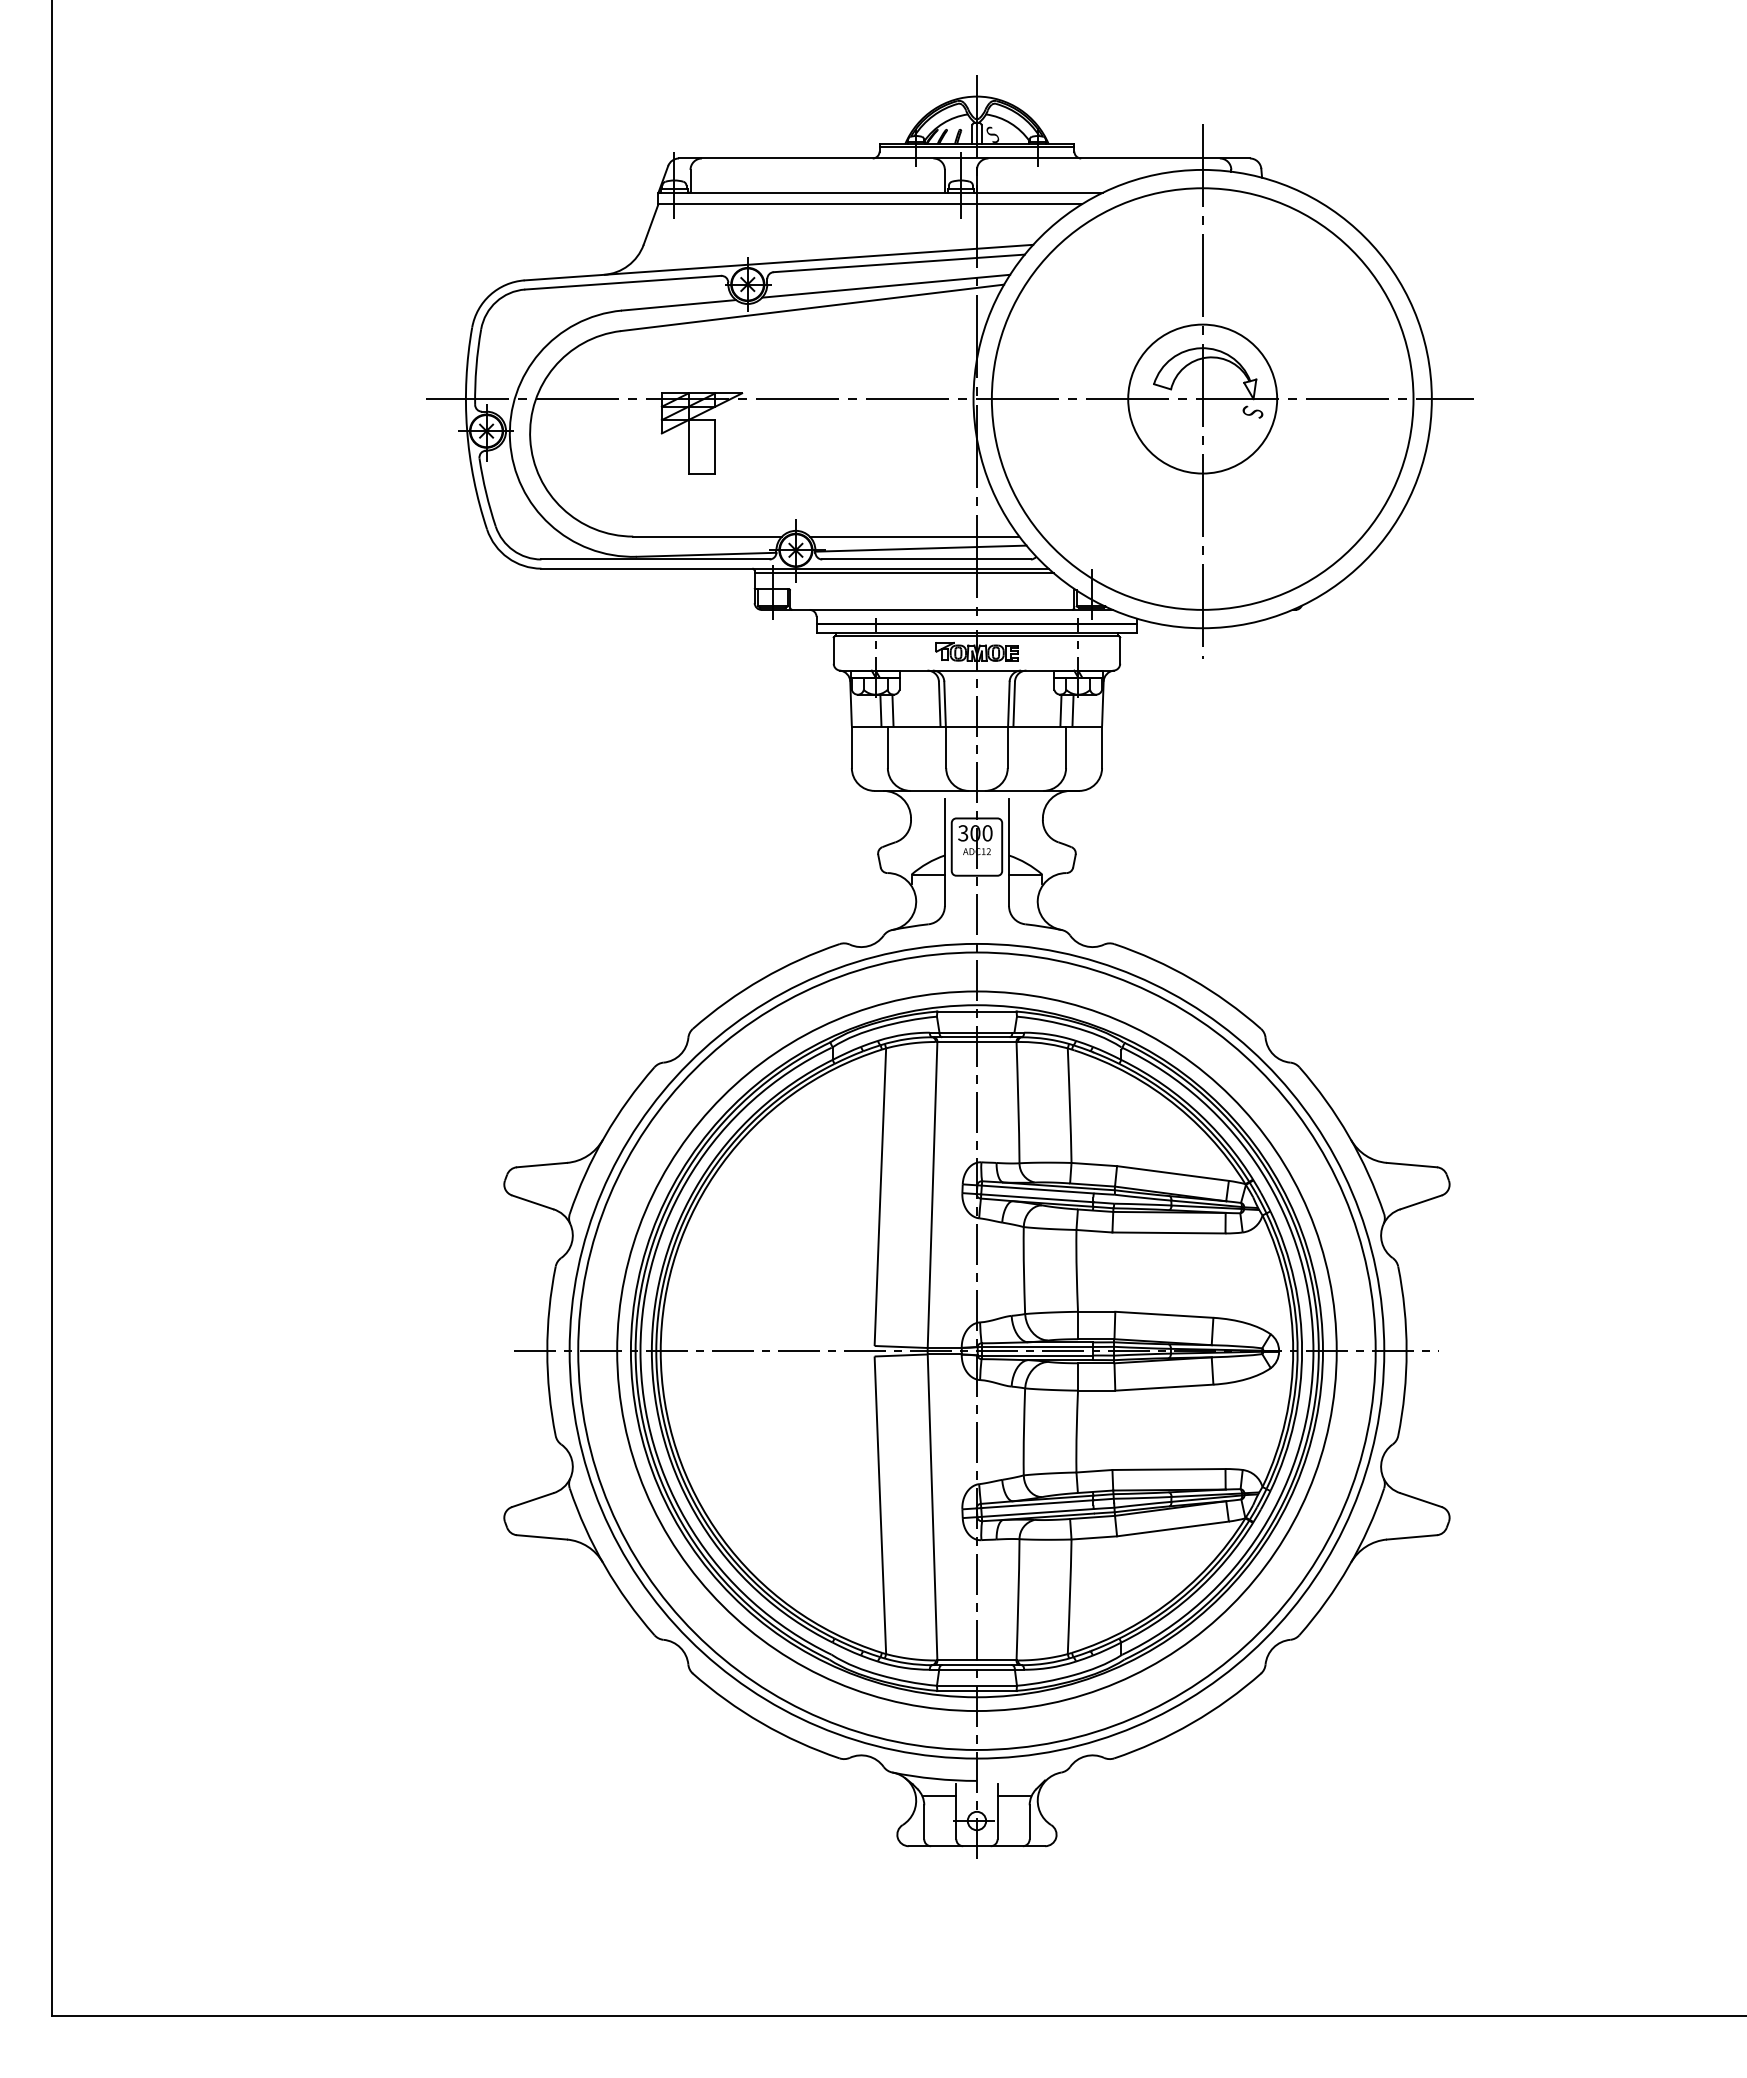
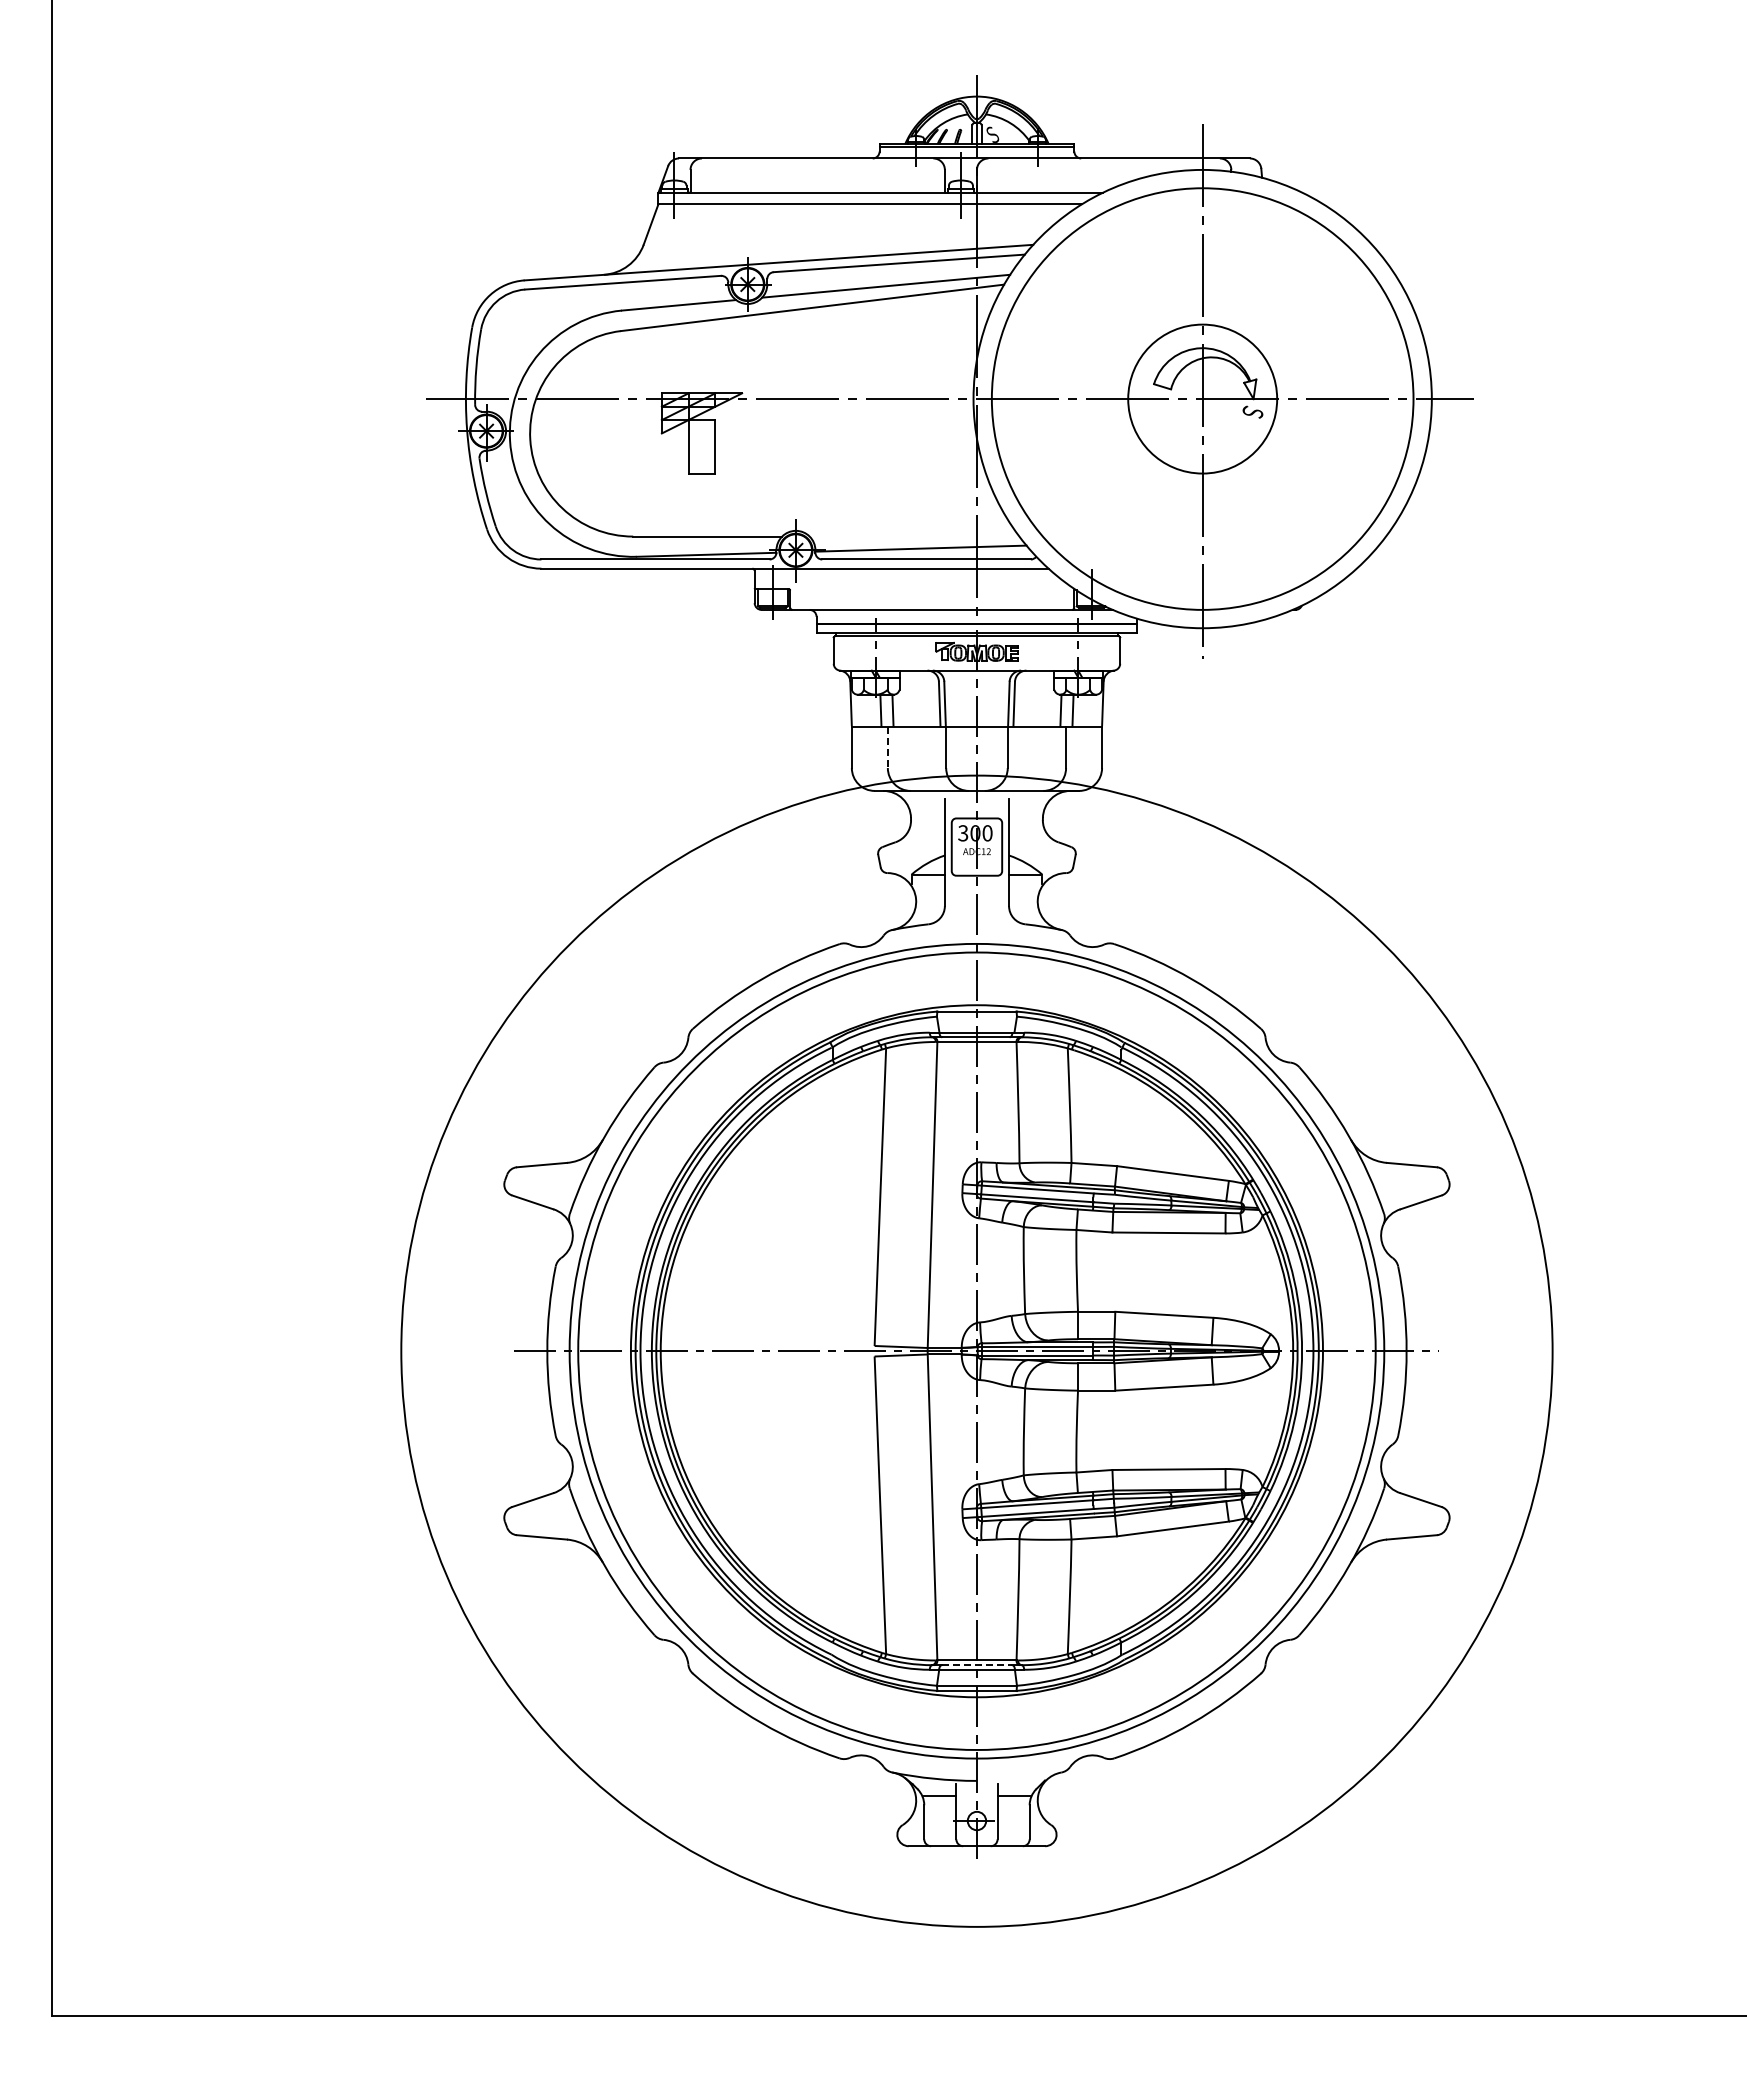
line: present -> none (914, 536)
line: present -> none (903, 573)
line: solid -> dashed (887, 747)
circle diameter: 720 px -> 1151 px (976, 1350)
line: solid -> dashed (977, 1665)
